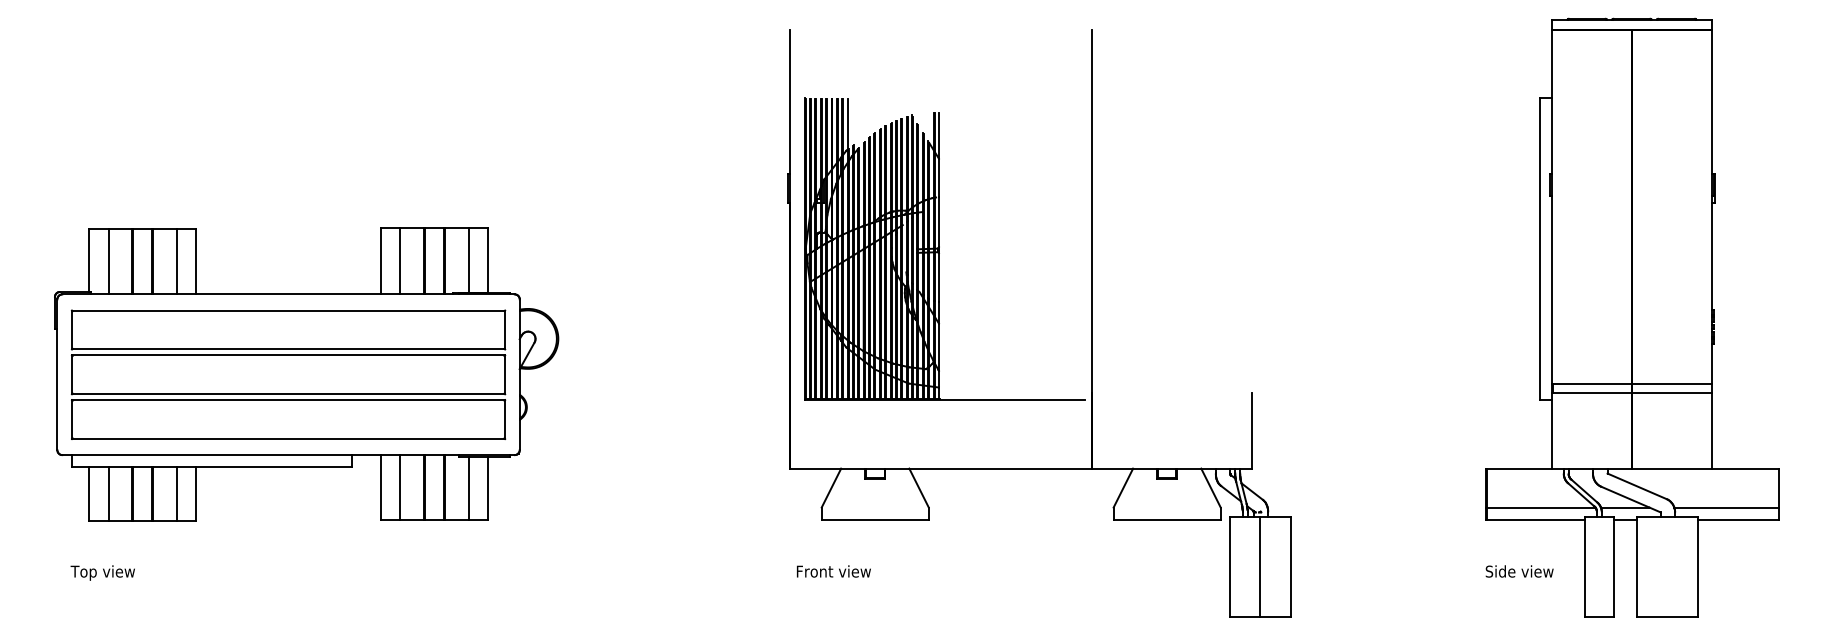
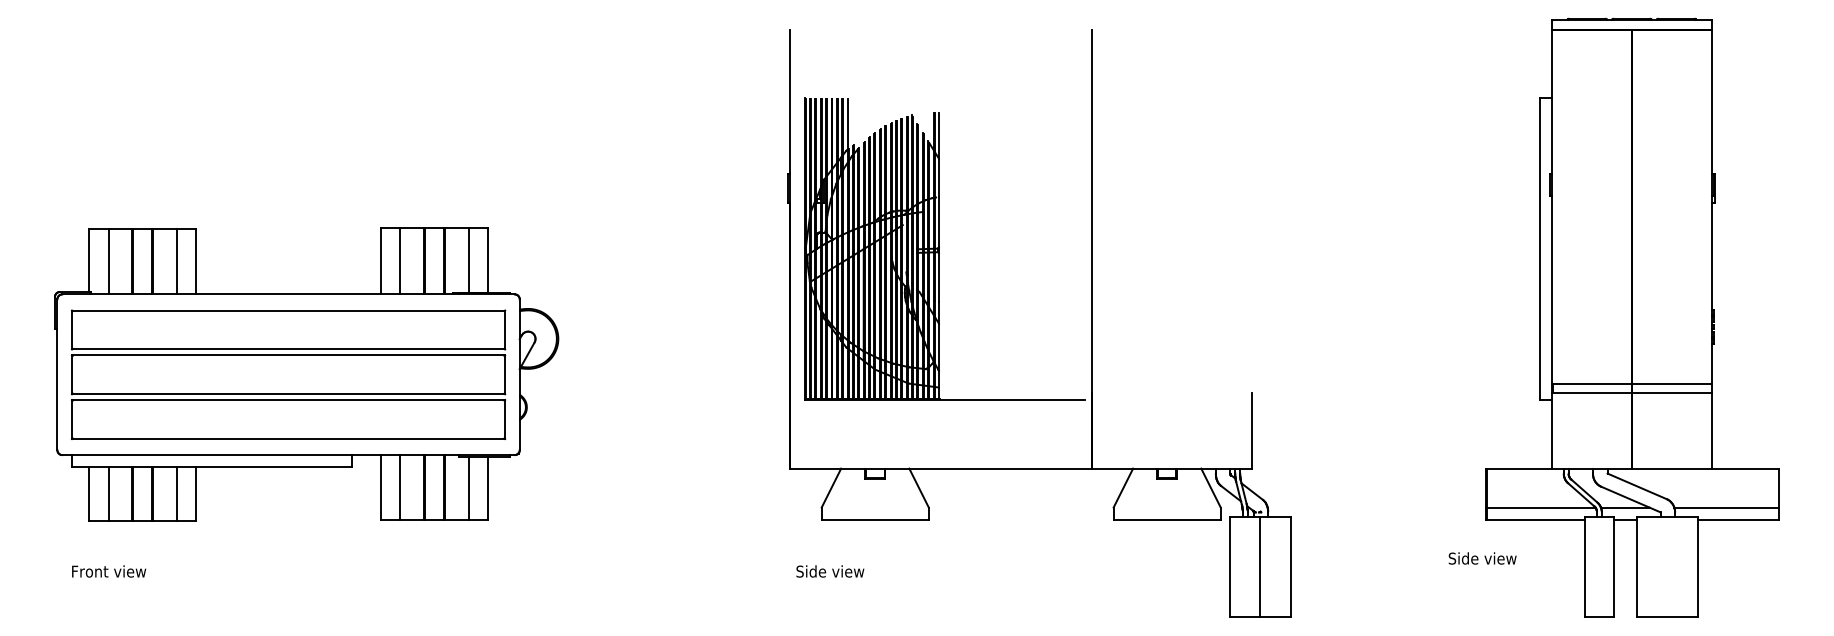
text: Front view -> Side view (833, 571)
text position: (1519, 571) -> (1482, 558) (1482, 558)
text: Top view -> Front view (108, 572)
